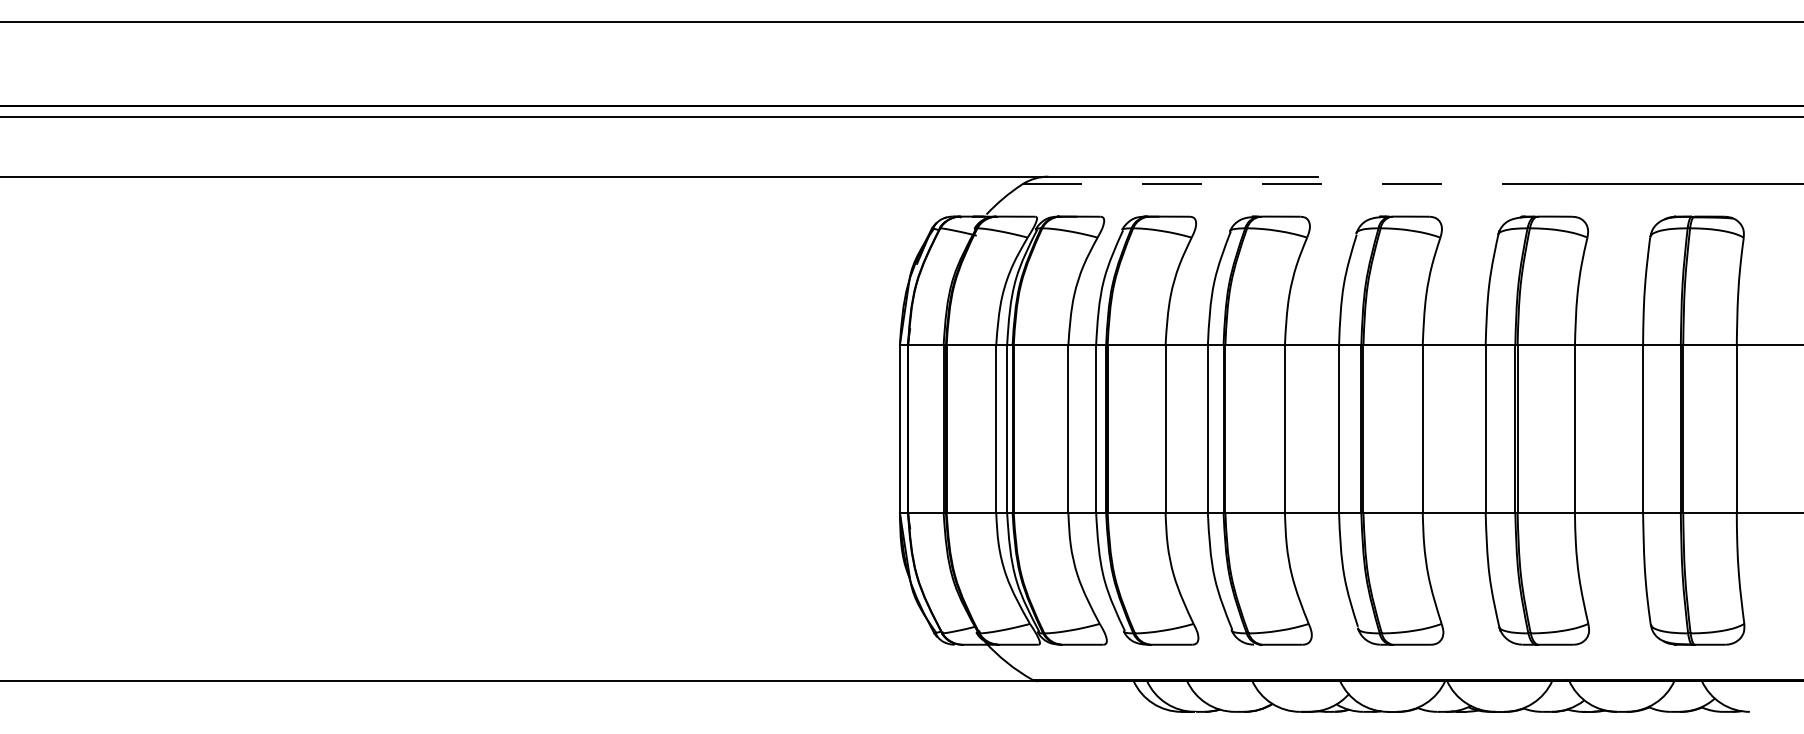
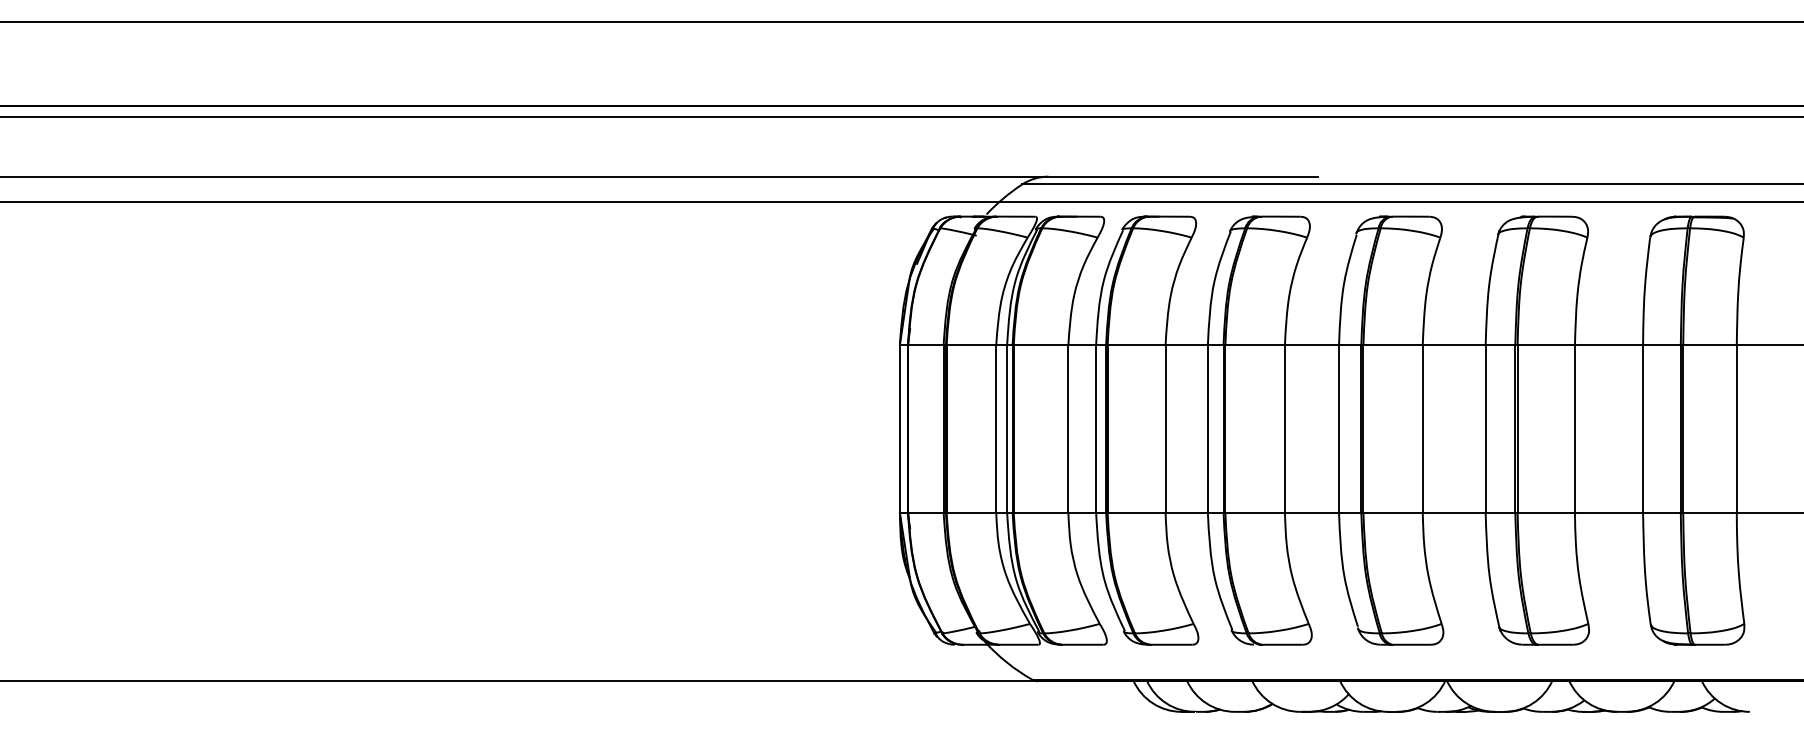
line: dashed -> solid (1293, 184)
line: none -> present (901, 201)
